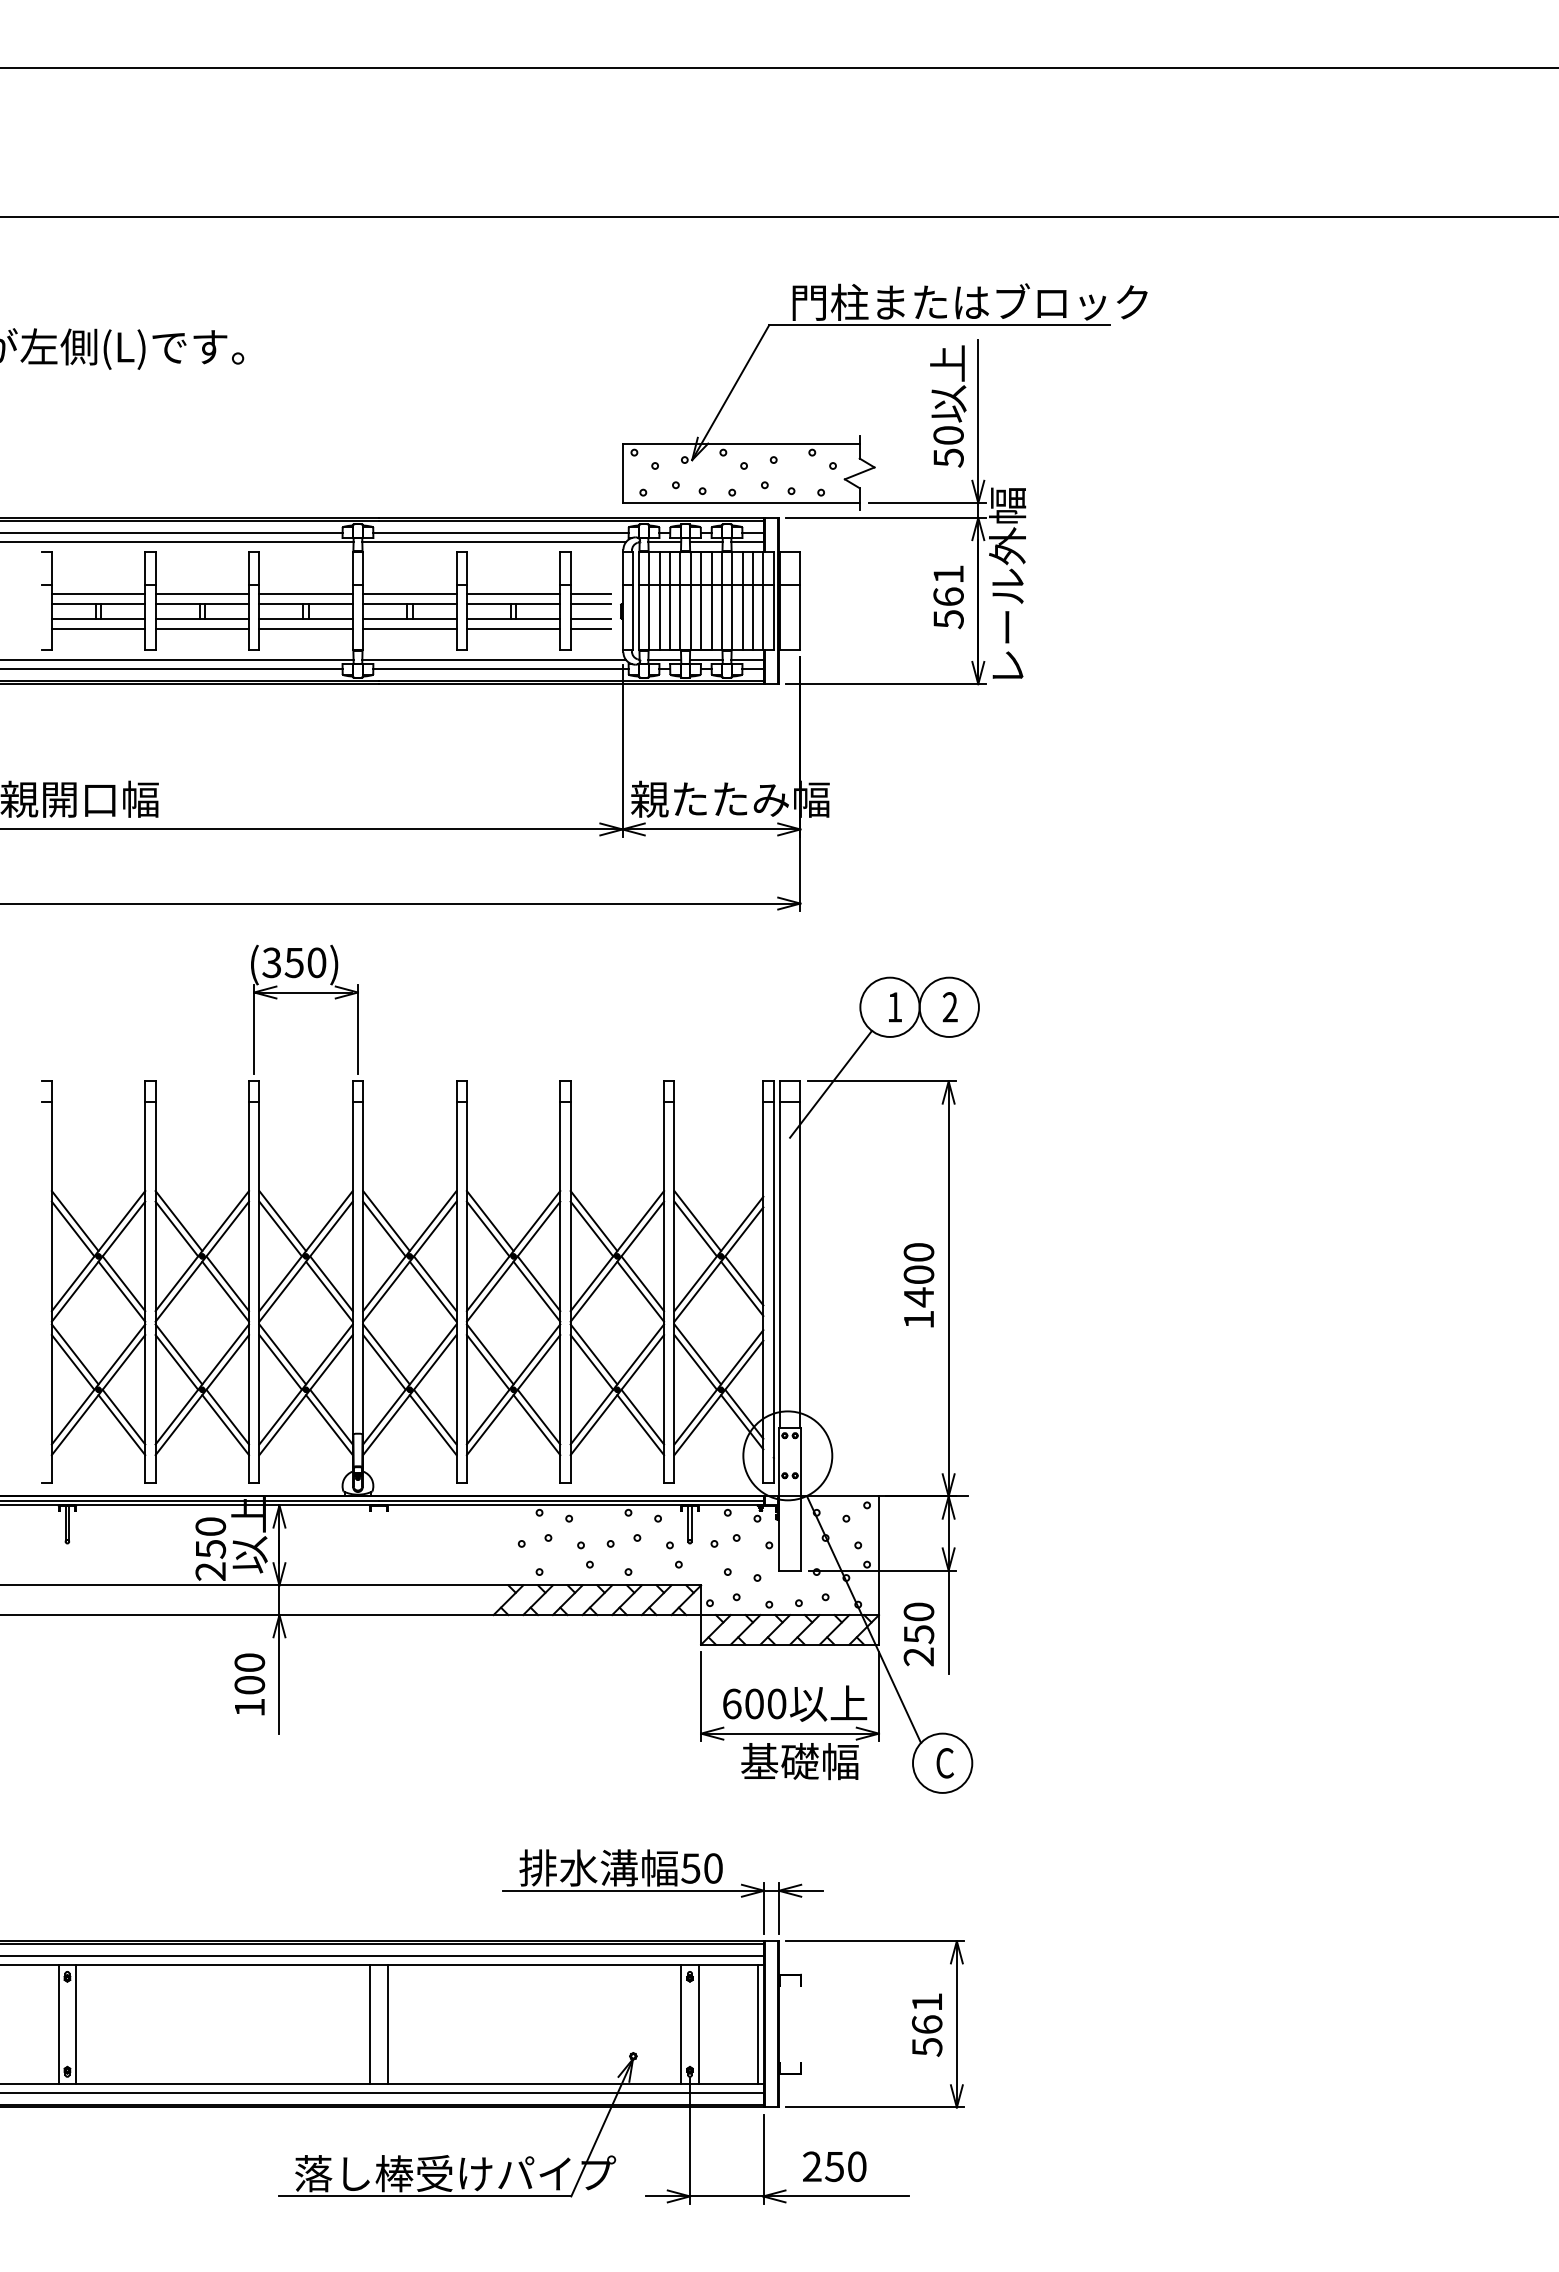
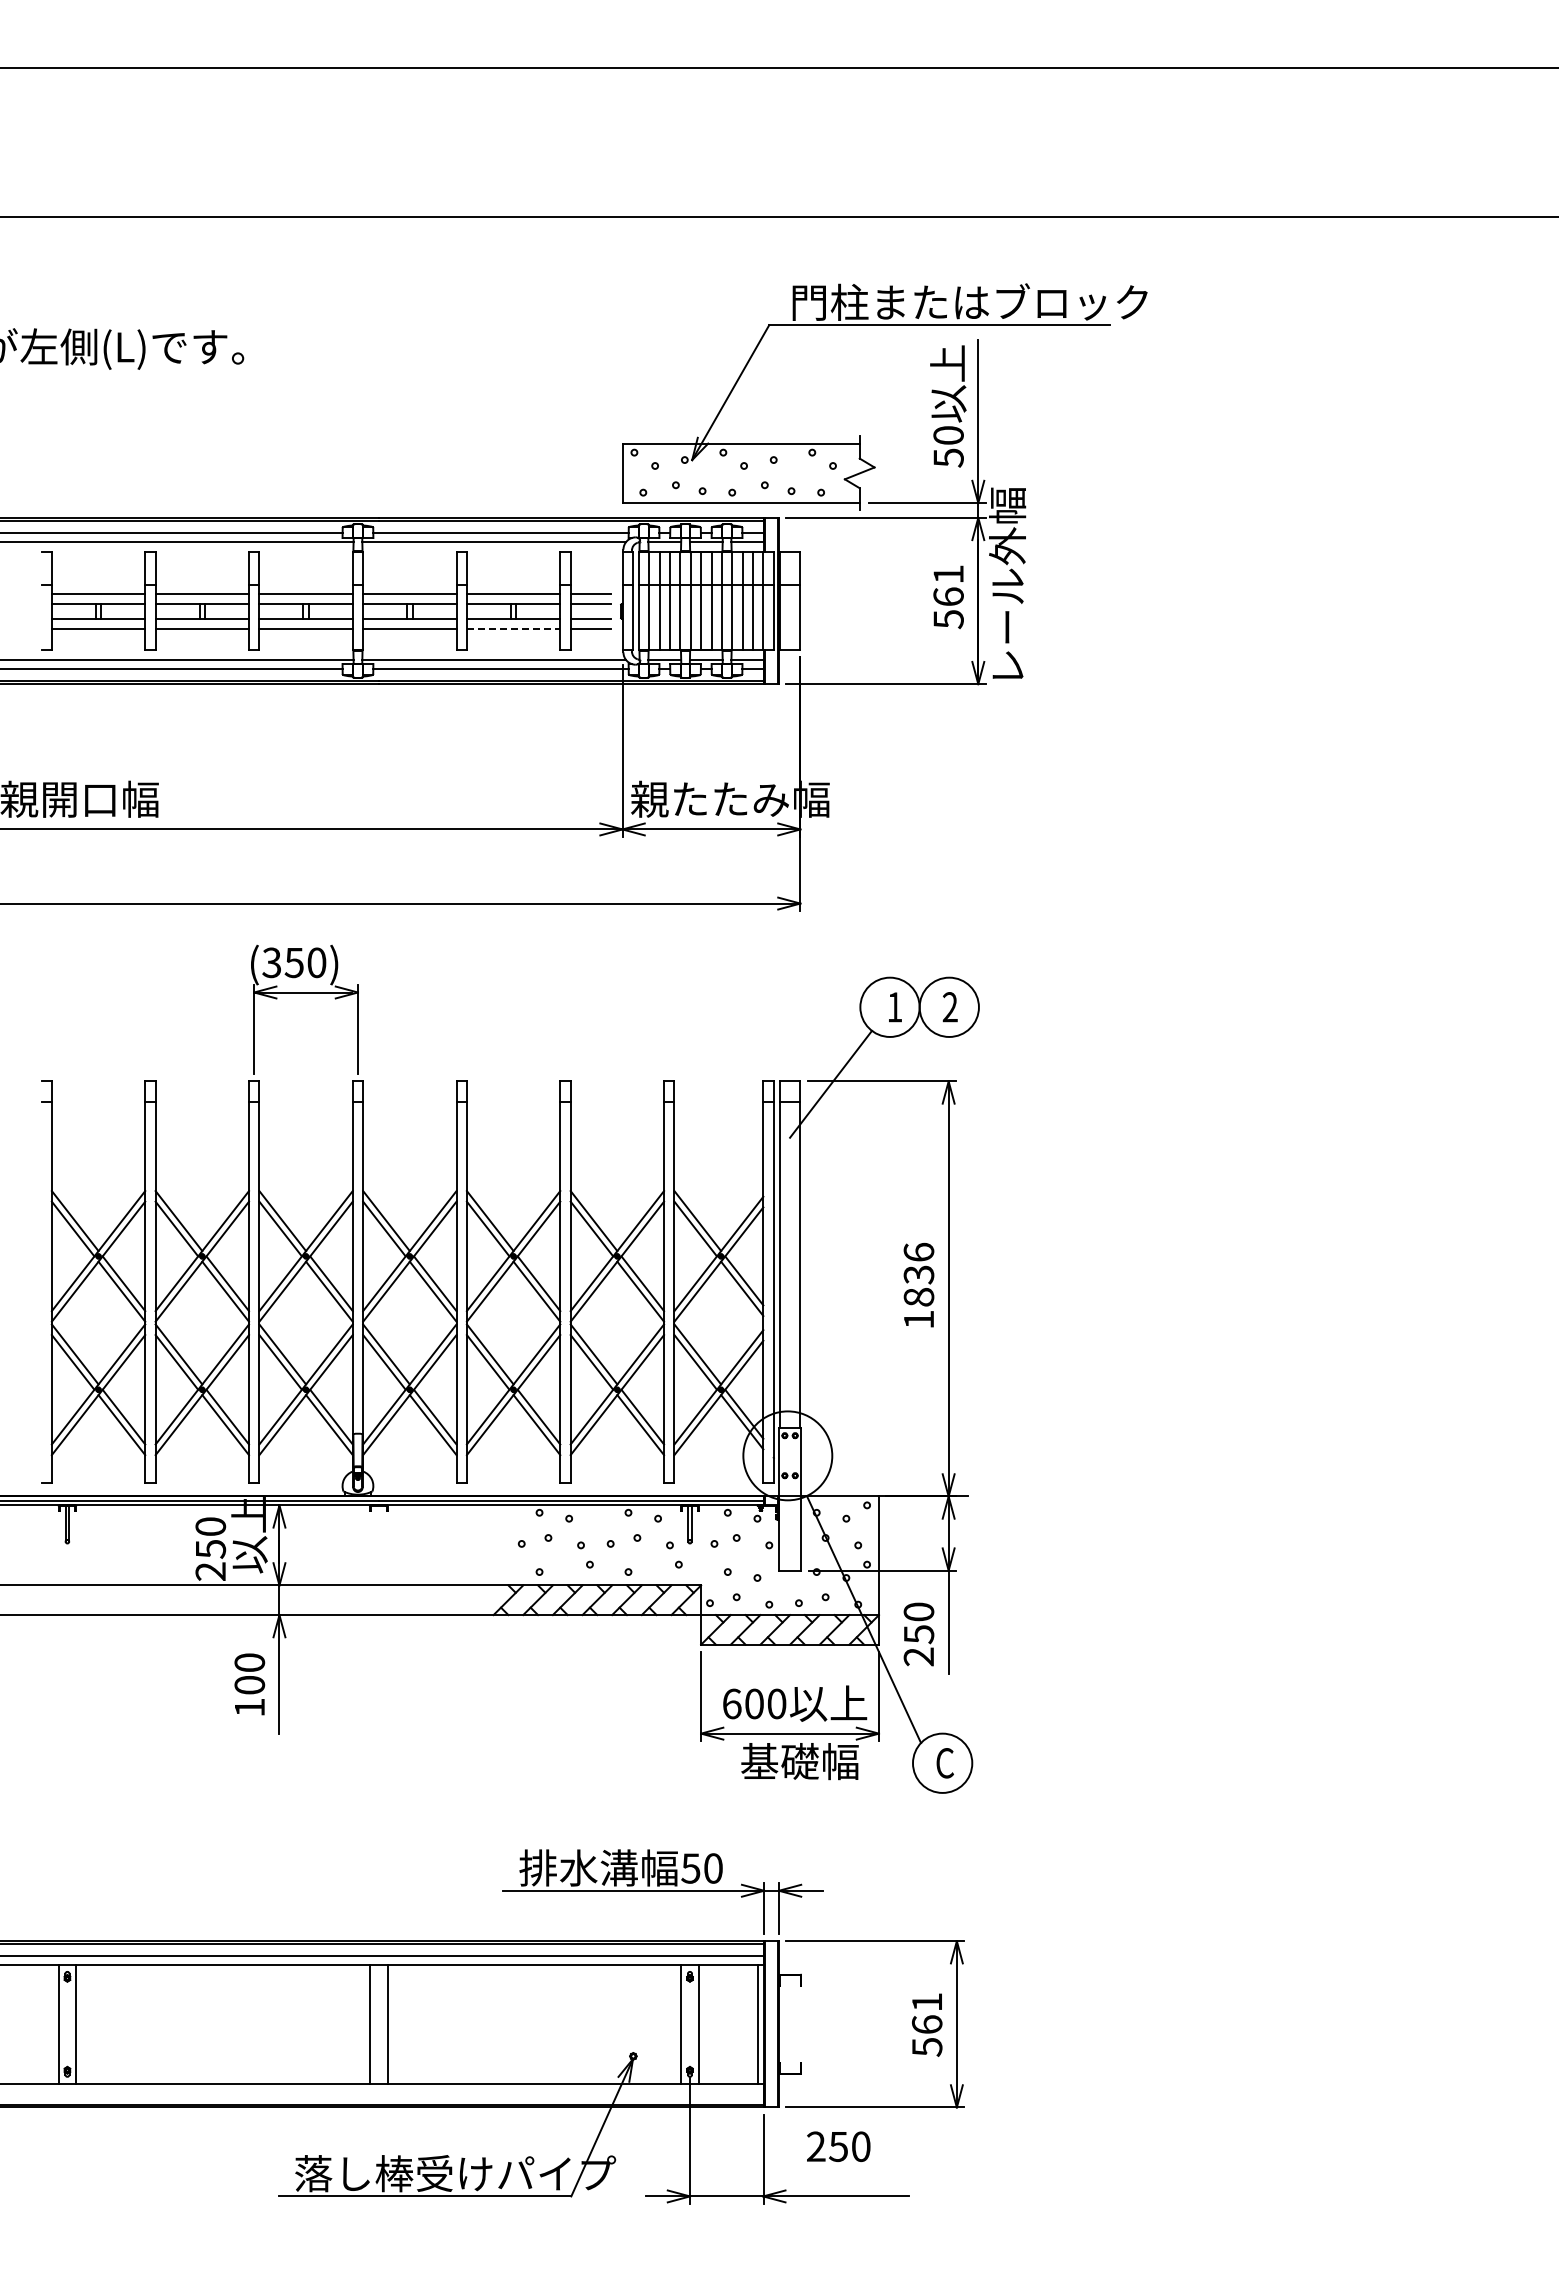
line: solid -> dashed (513, 629)
text: 1400 -> 1836 (918, 1274)
line: present -> none (383, 2092)
text position: (834, 2166) -> (838, 2146) (838, 2146)
